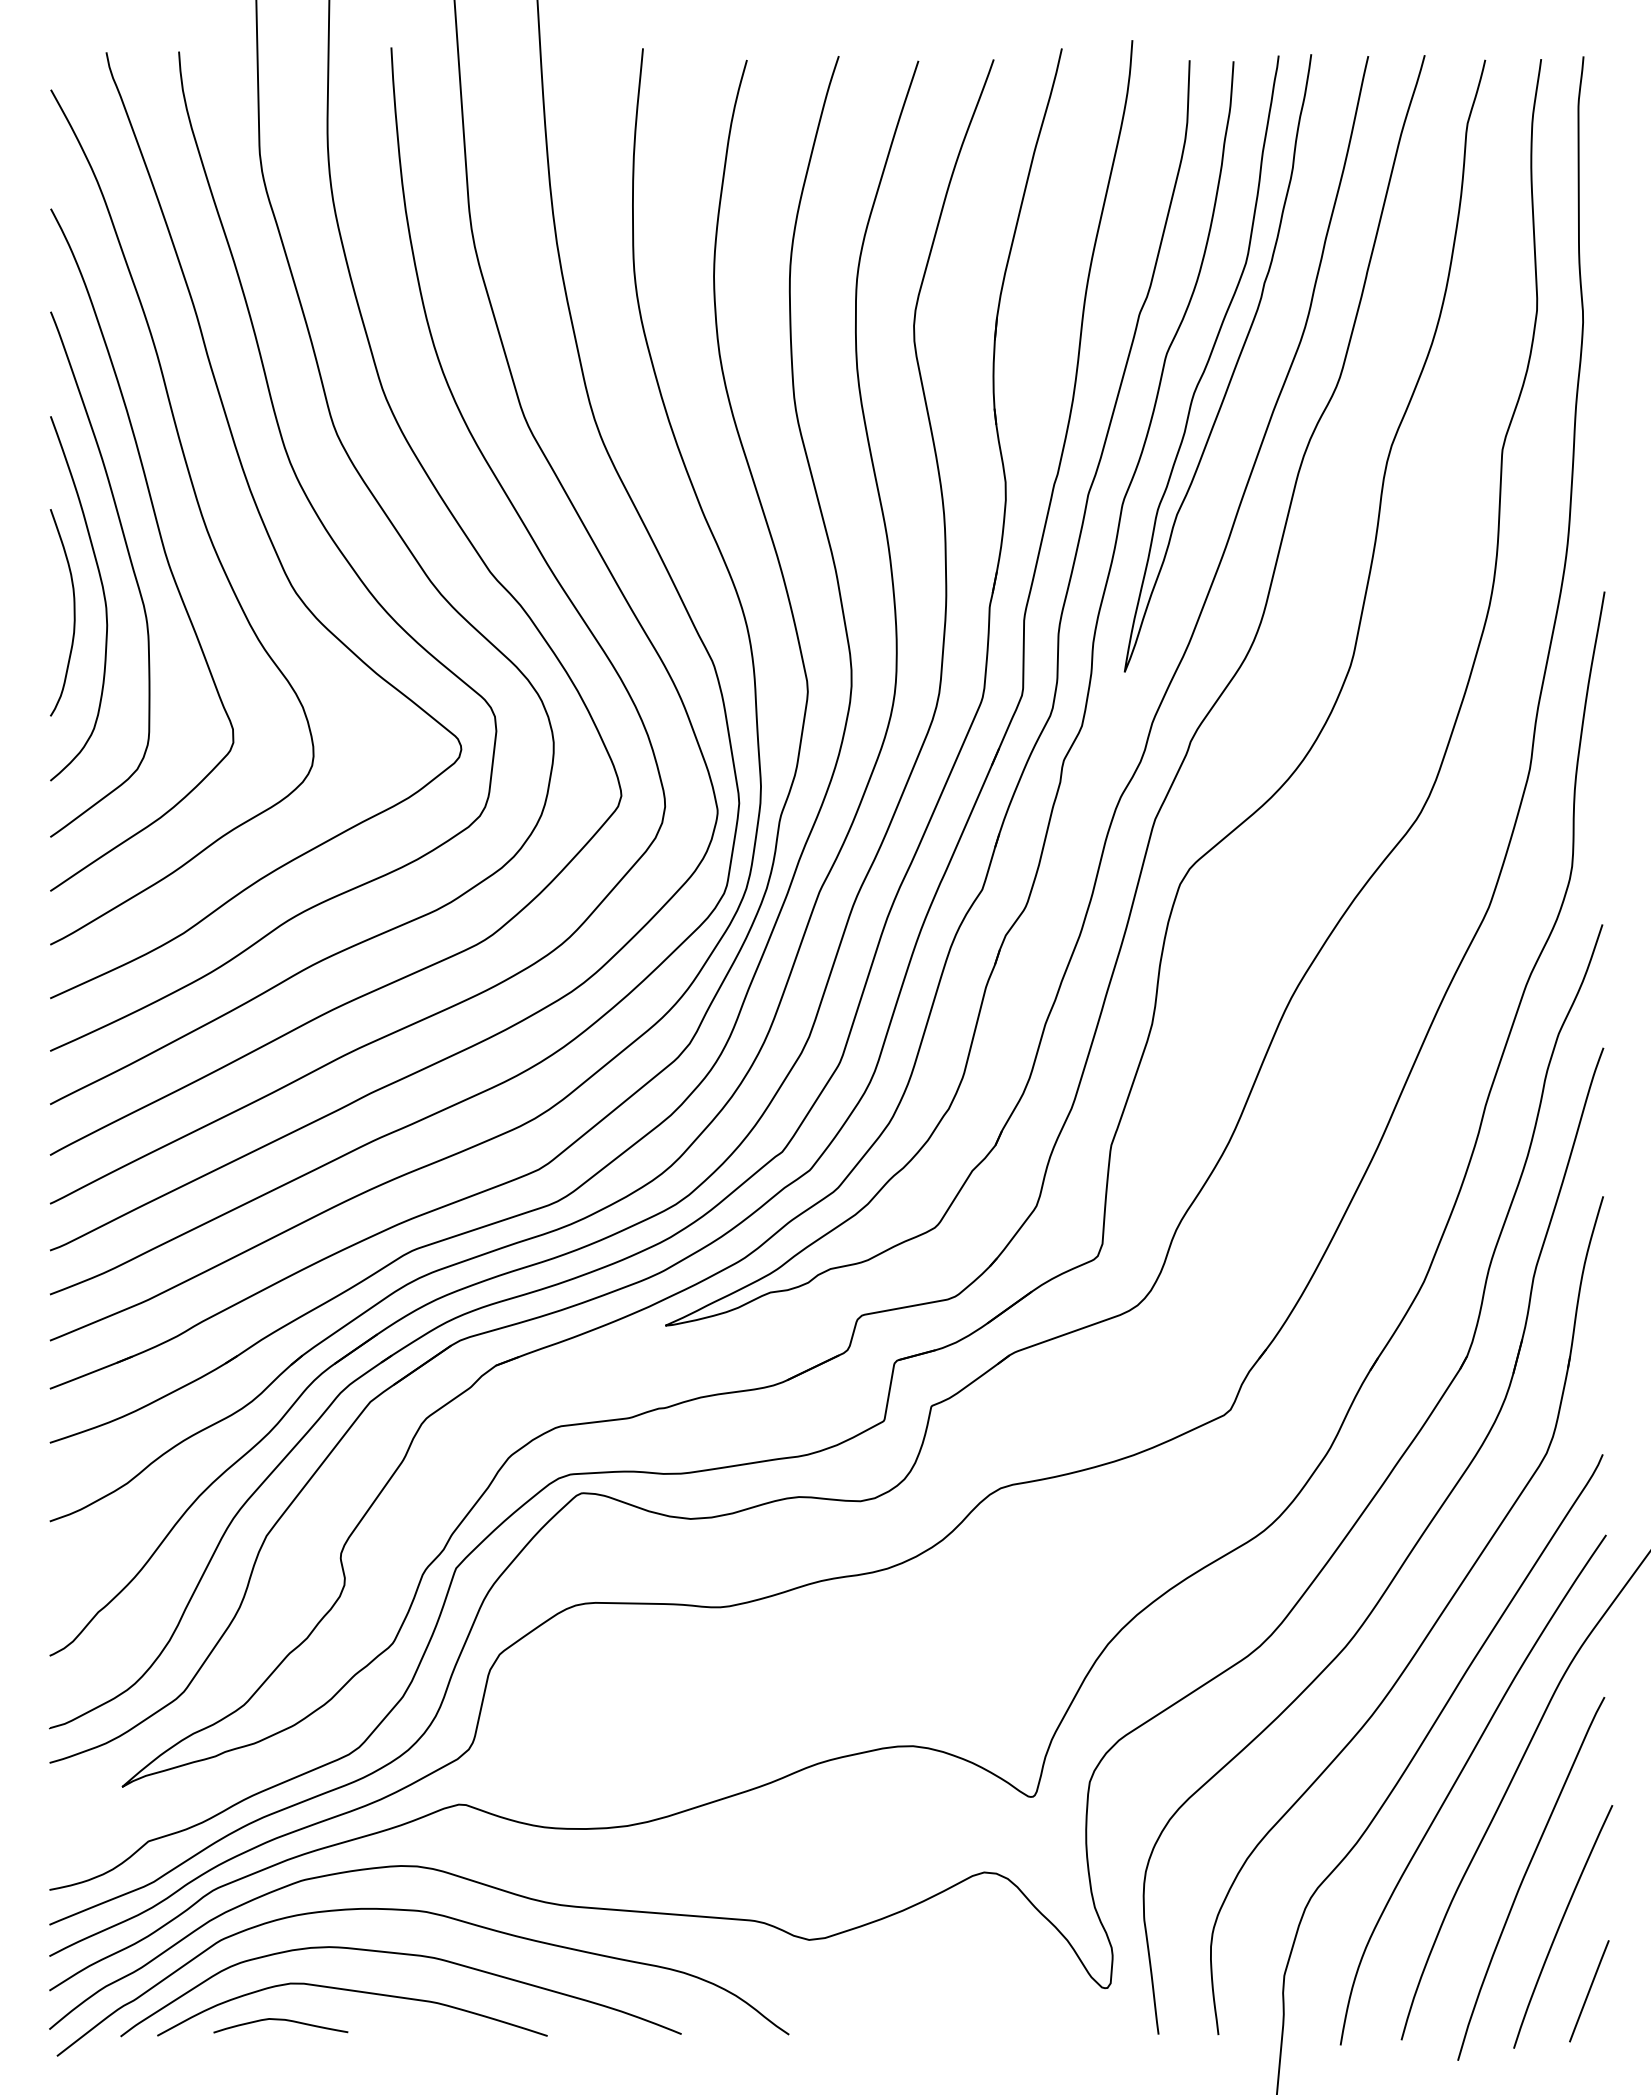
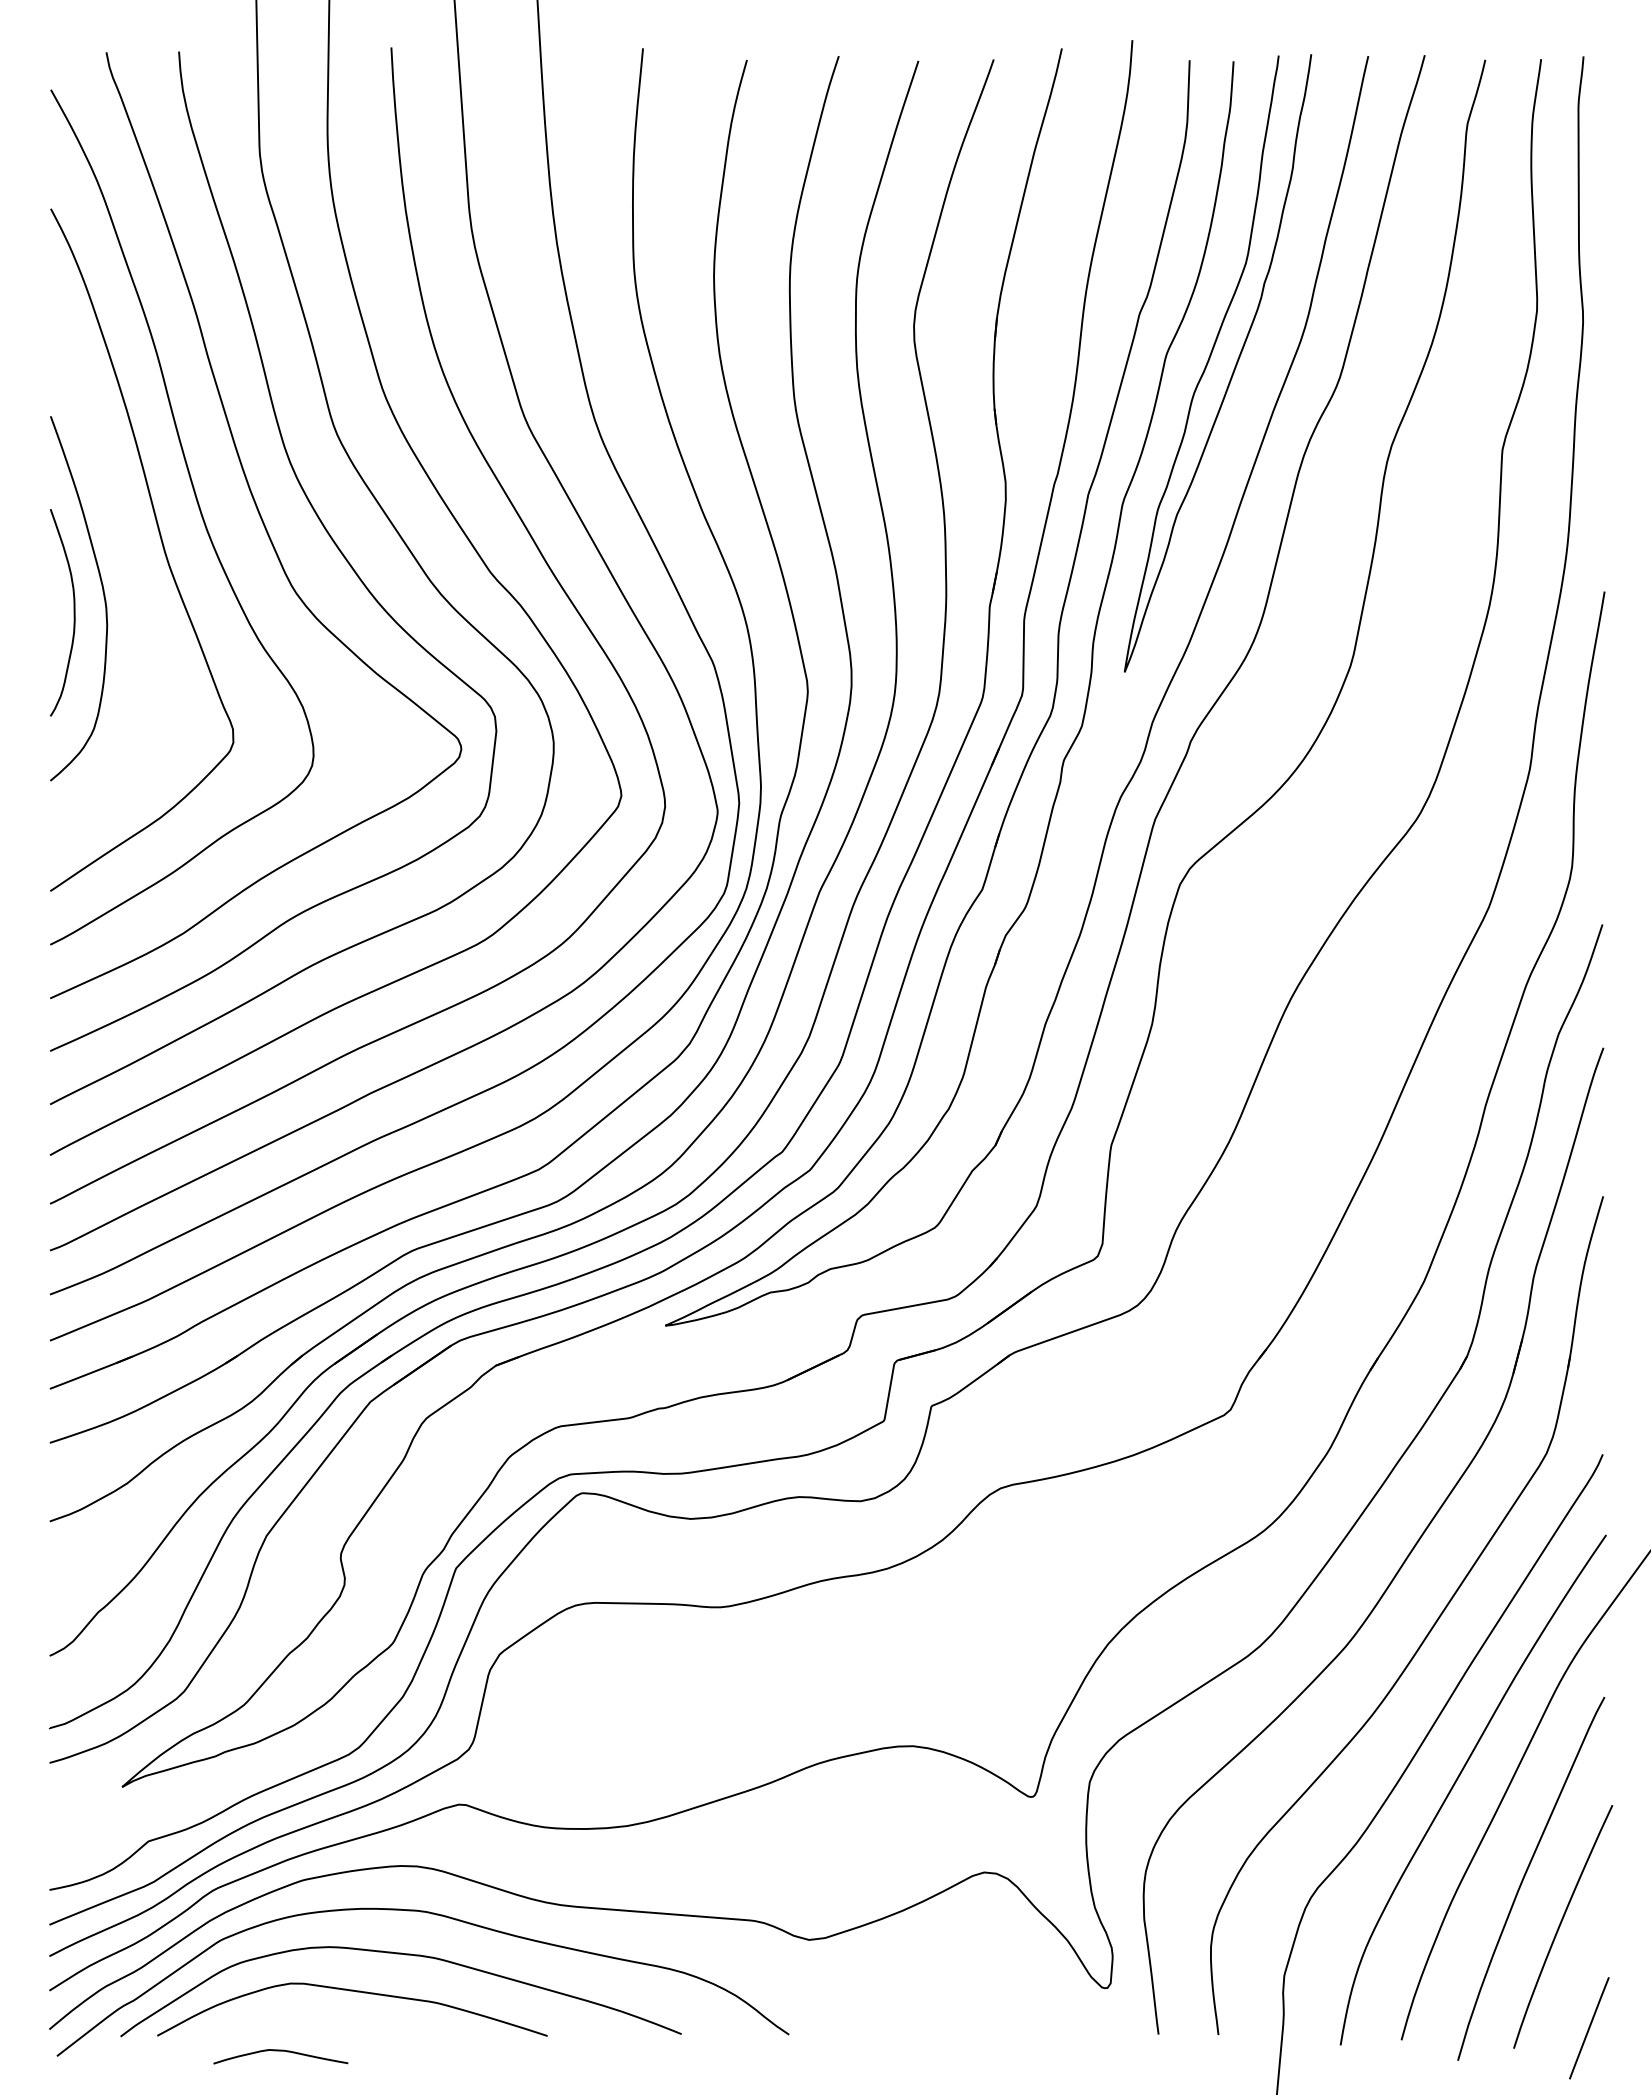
curve: present -> none (131, 567)
line position: (1589, 1991) -> (1589, 2028) (1589, 2028)
curve position: (280, 2020) -> (280, 2051) (280, 2051)
